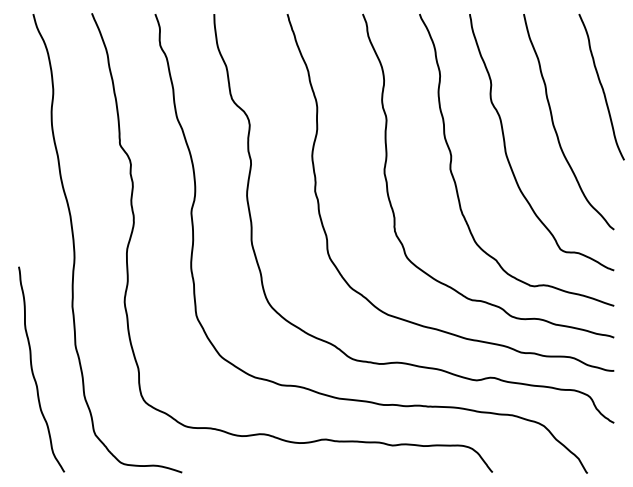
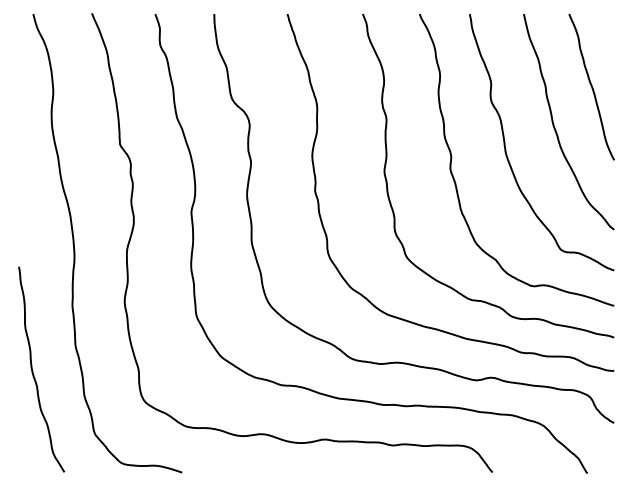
curve position: (601, 86) -> (591, 86) (591, 86)
